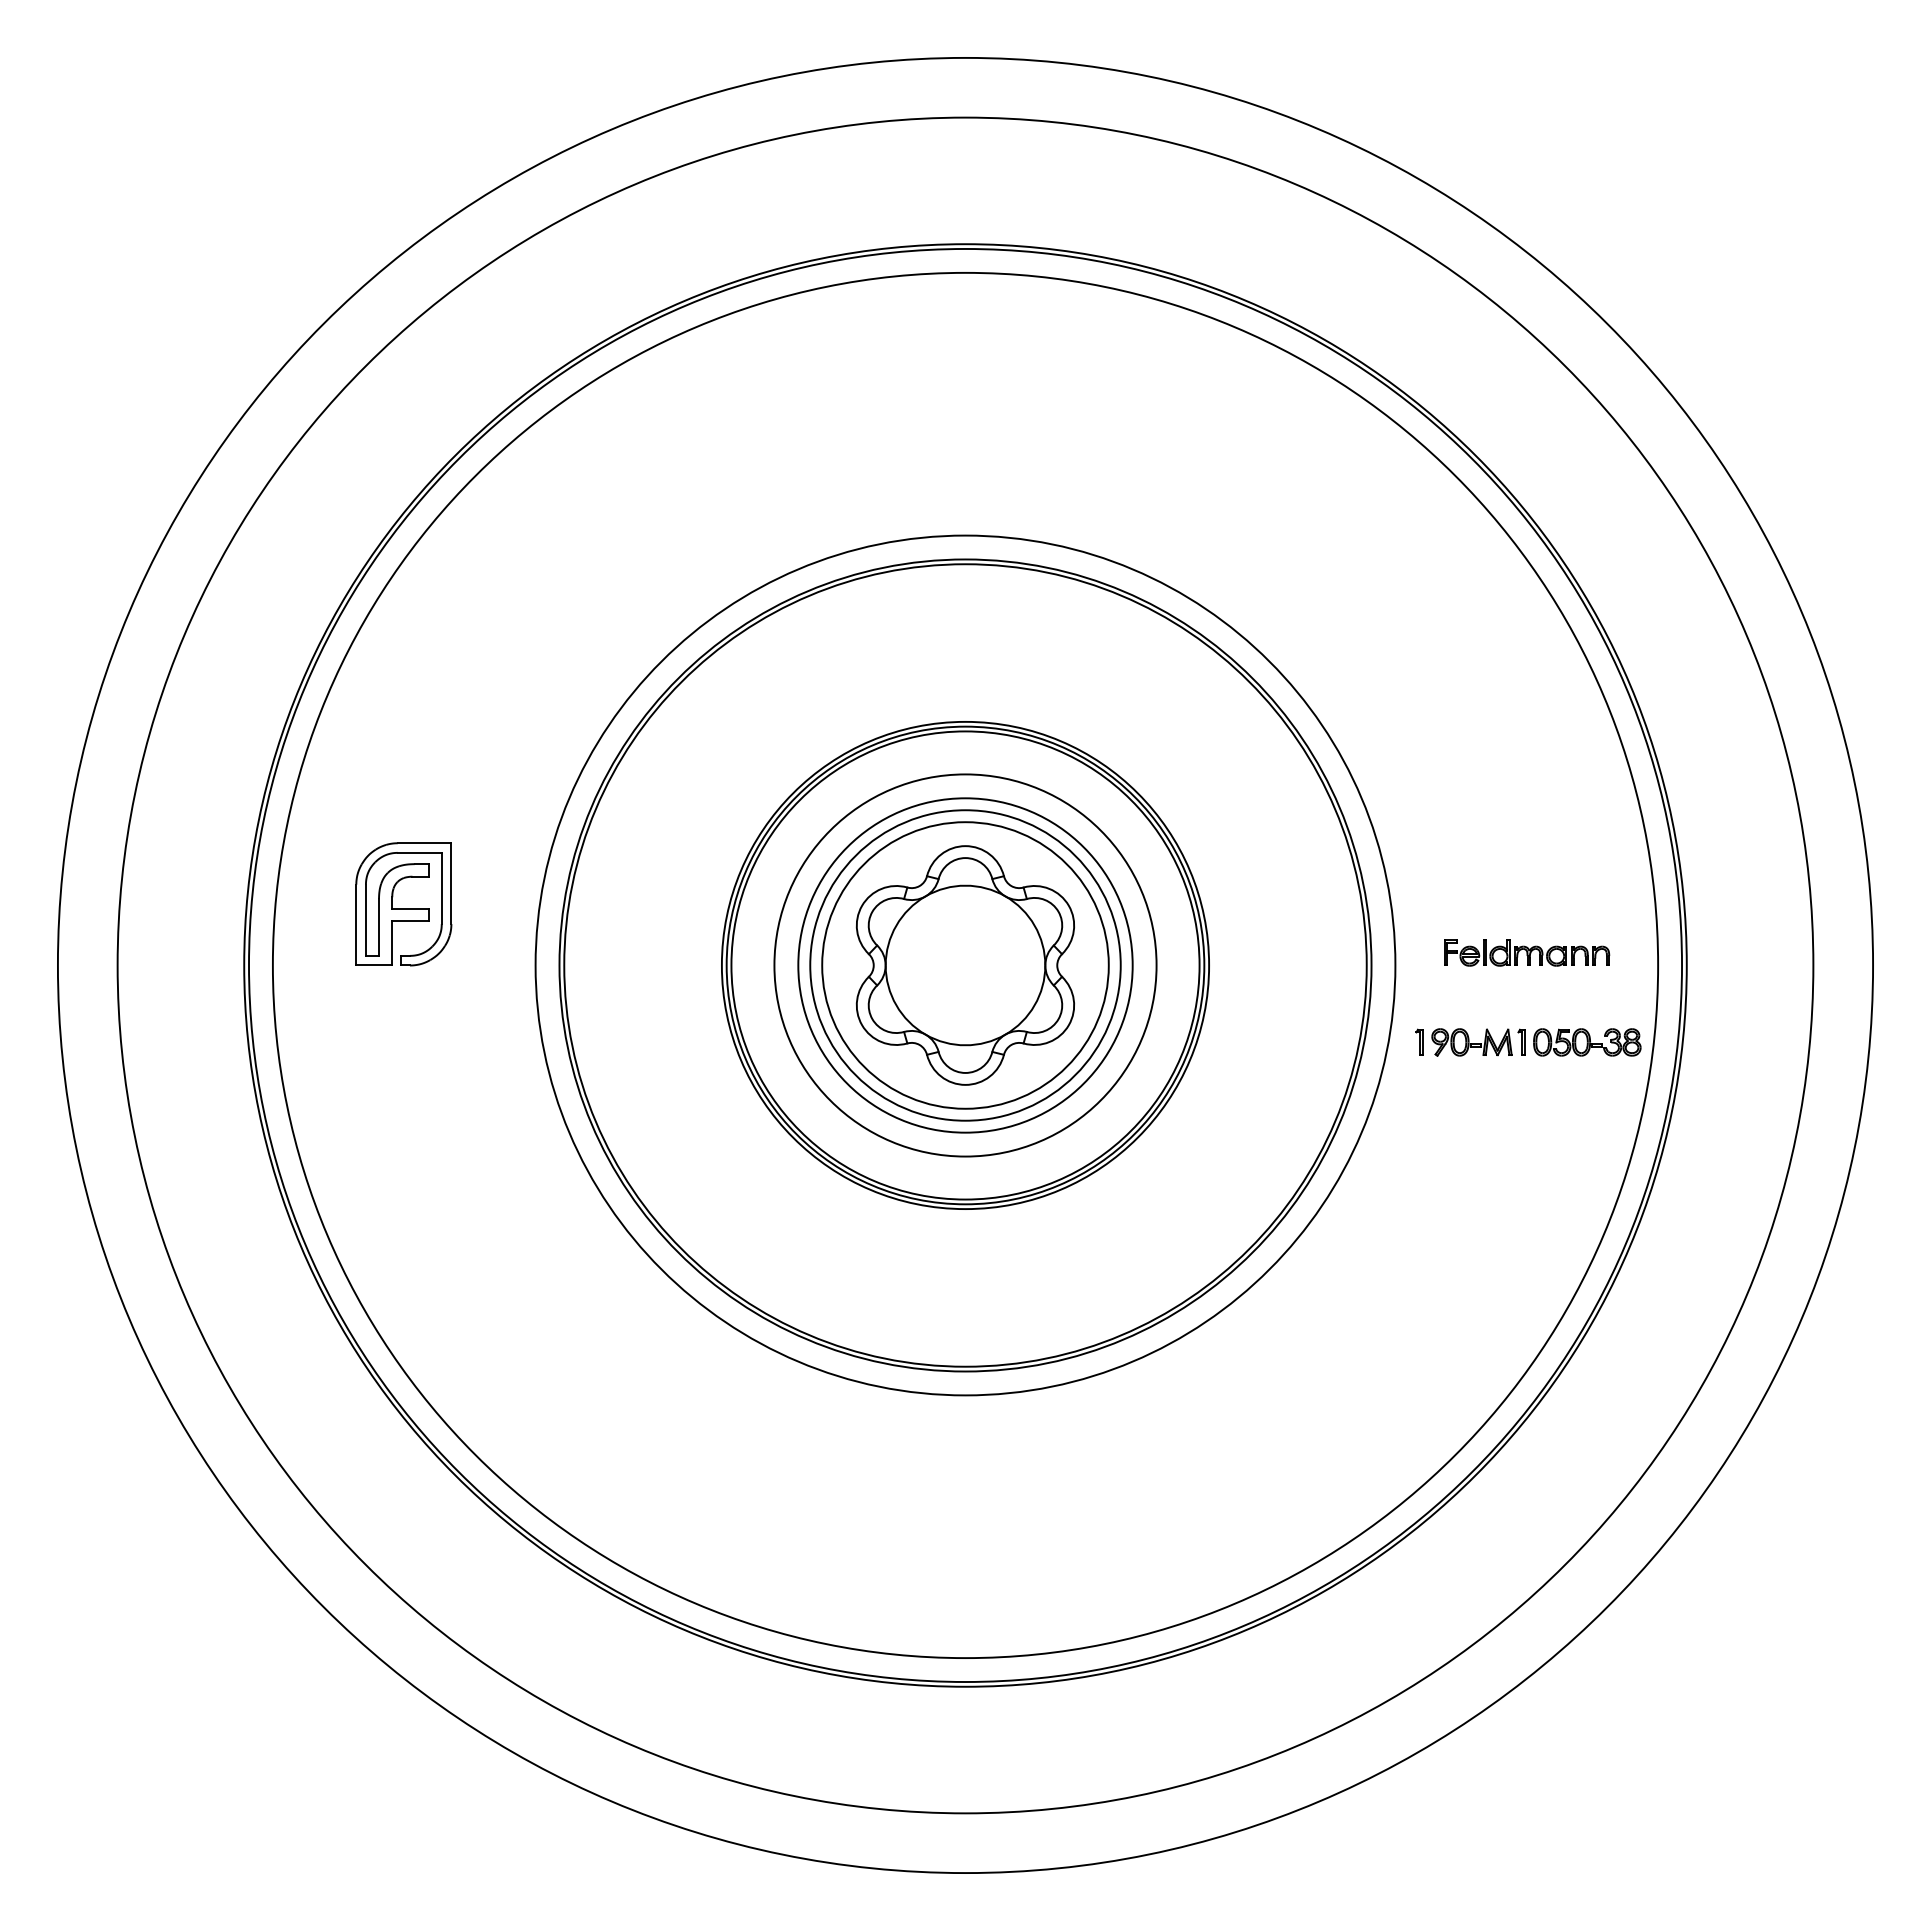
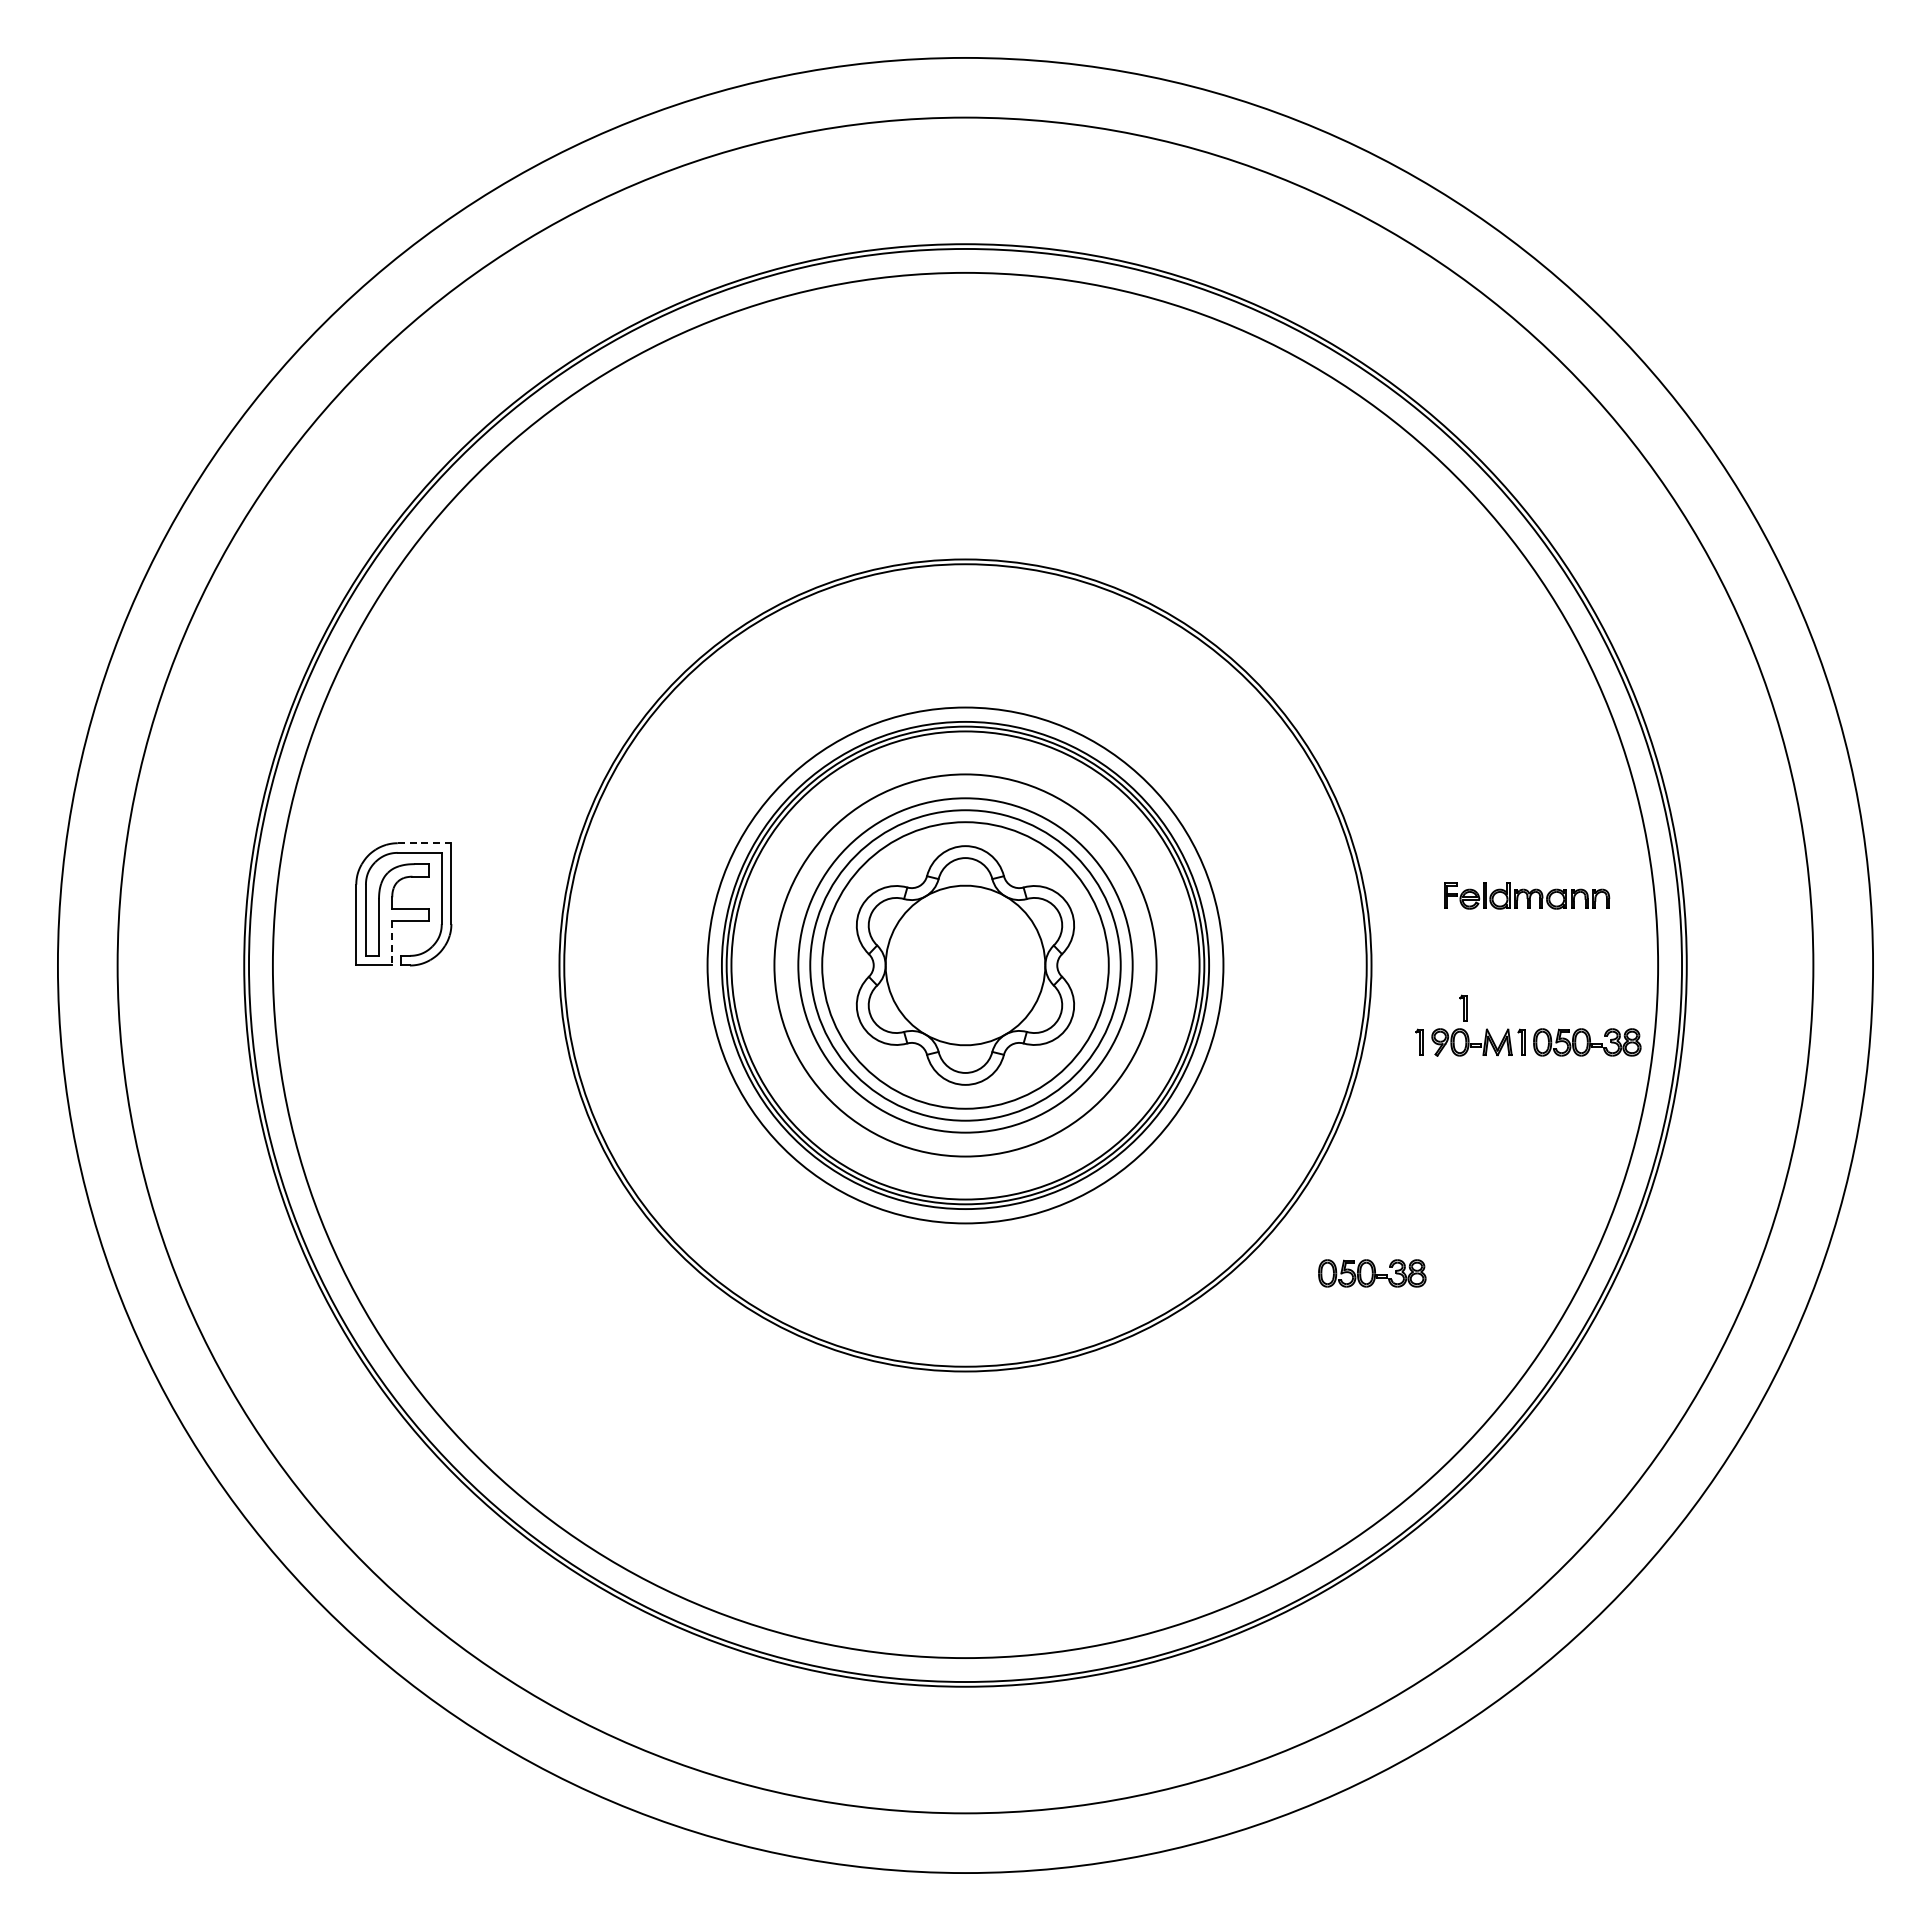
line: solid -> dashed (424, 843)
line: solid -> dashed (392, 943)
part position: (1527, 952) -> (1527, 895) (1527, 895)
circle diameter: 860 px -> 516 px (965, 965)
part: none -> present (1463, 1007)
part: none -> present (1372, 1273)
